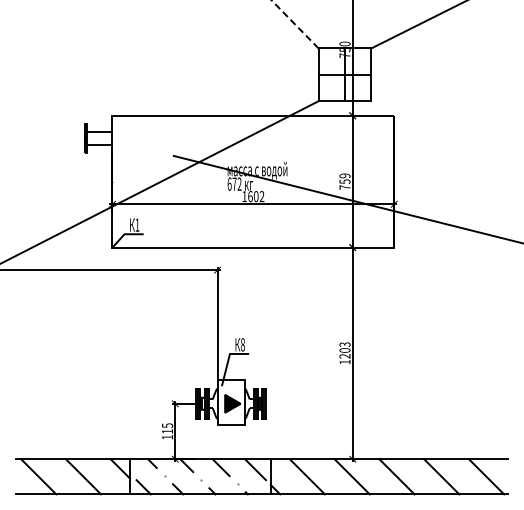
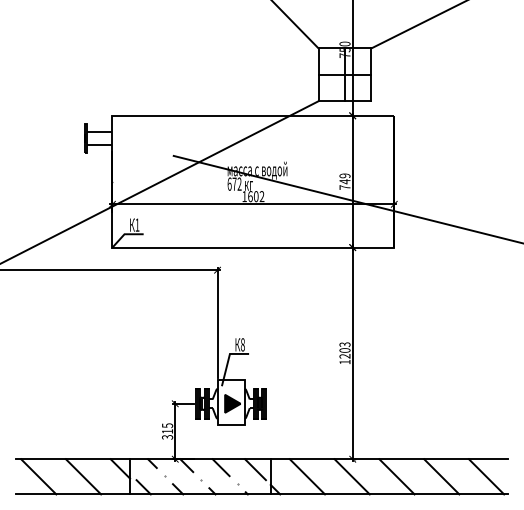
line: dashed -> solid (294, 24)
text: 759 -> 749 (344, 181)
text: 115 -> 315 (167, 437)
